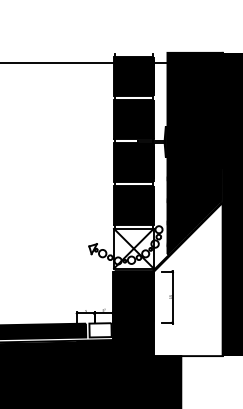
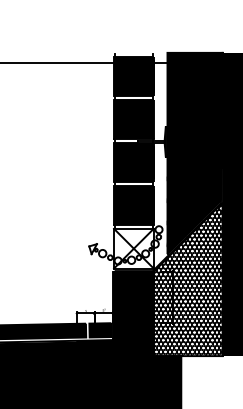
hatch: none -> present (187, 279)
fill: none -> present (100, 330)
